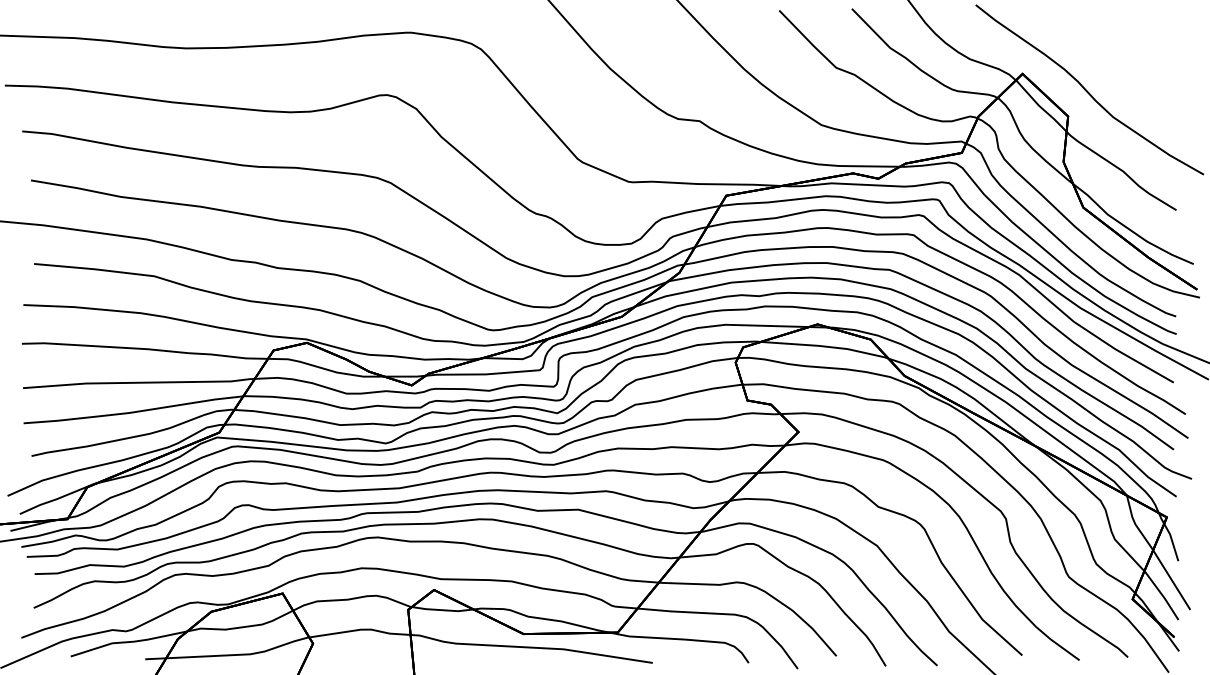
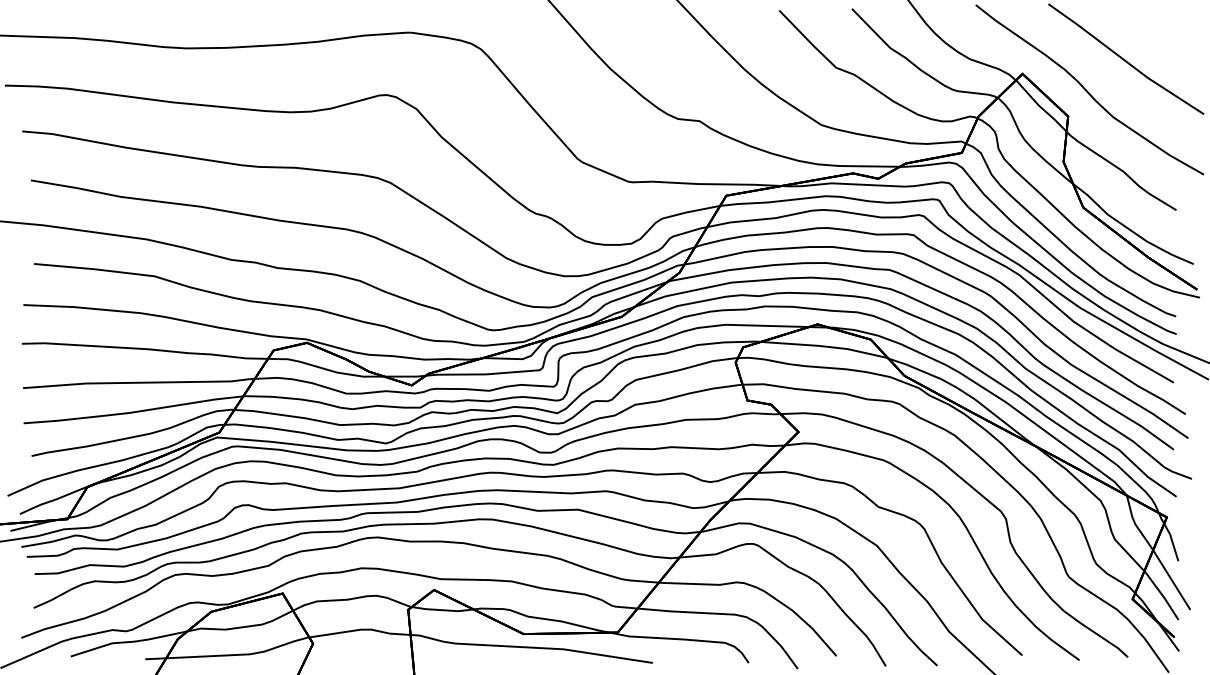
part: none -> present (1126, 58)
